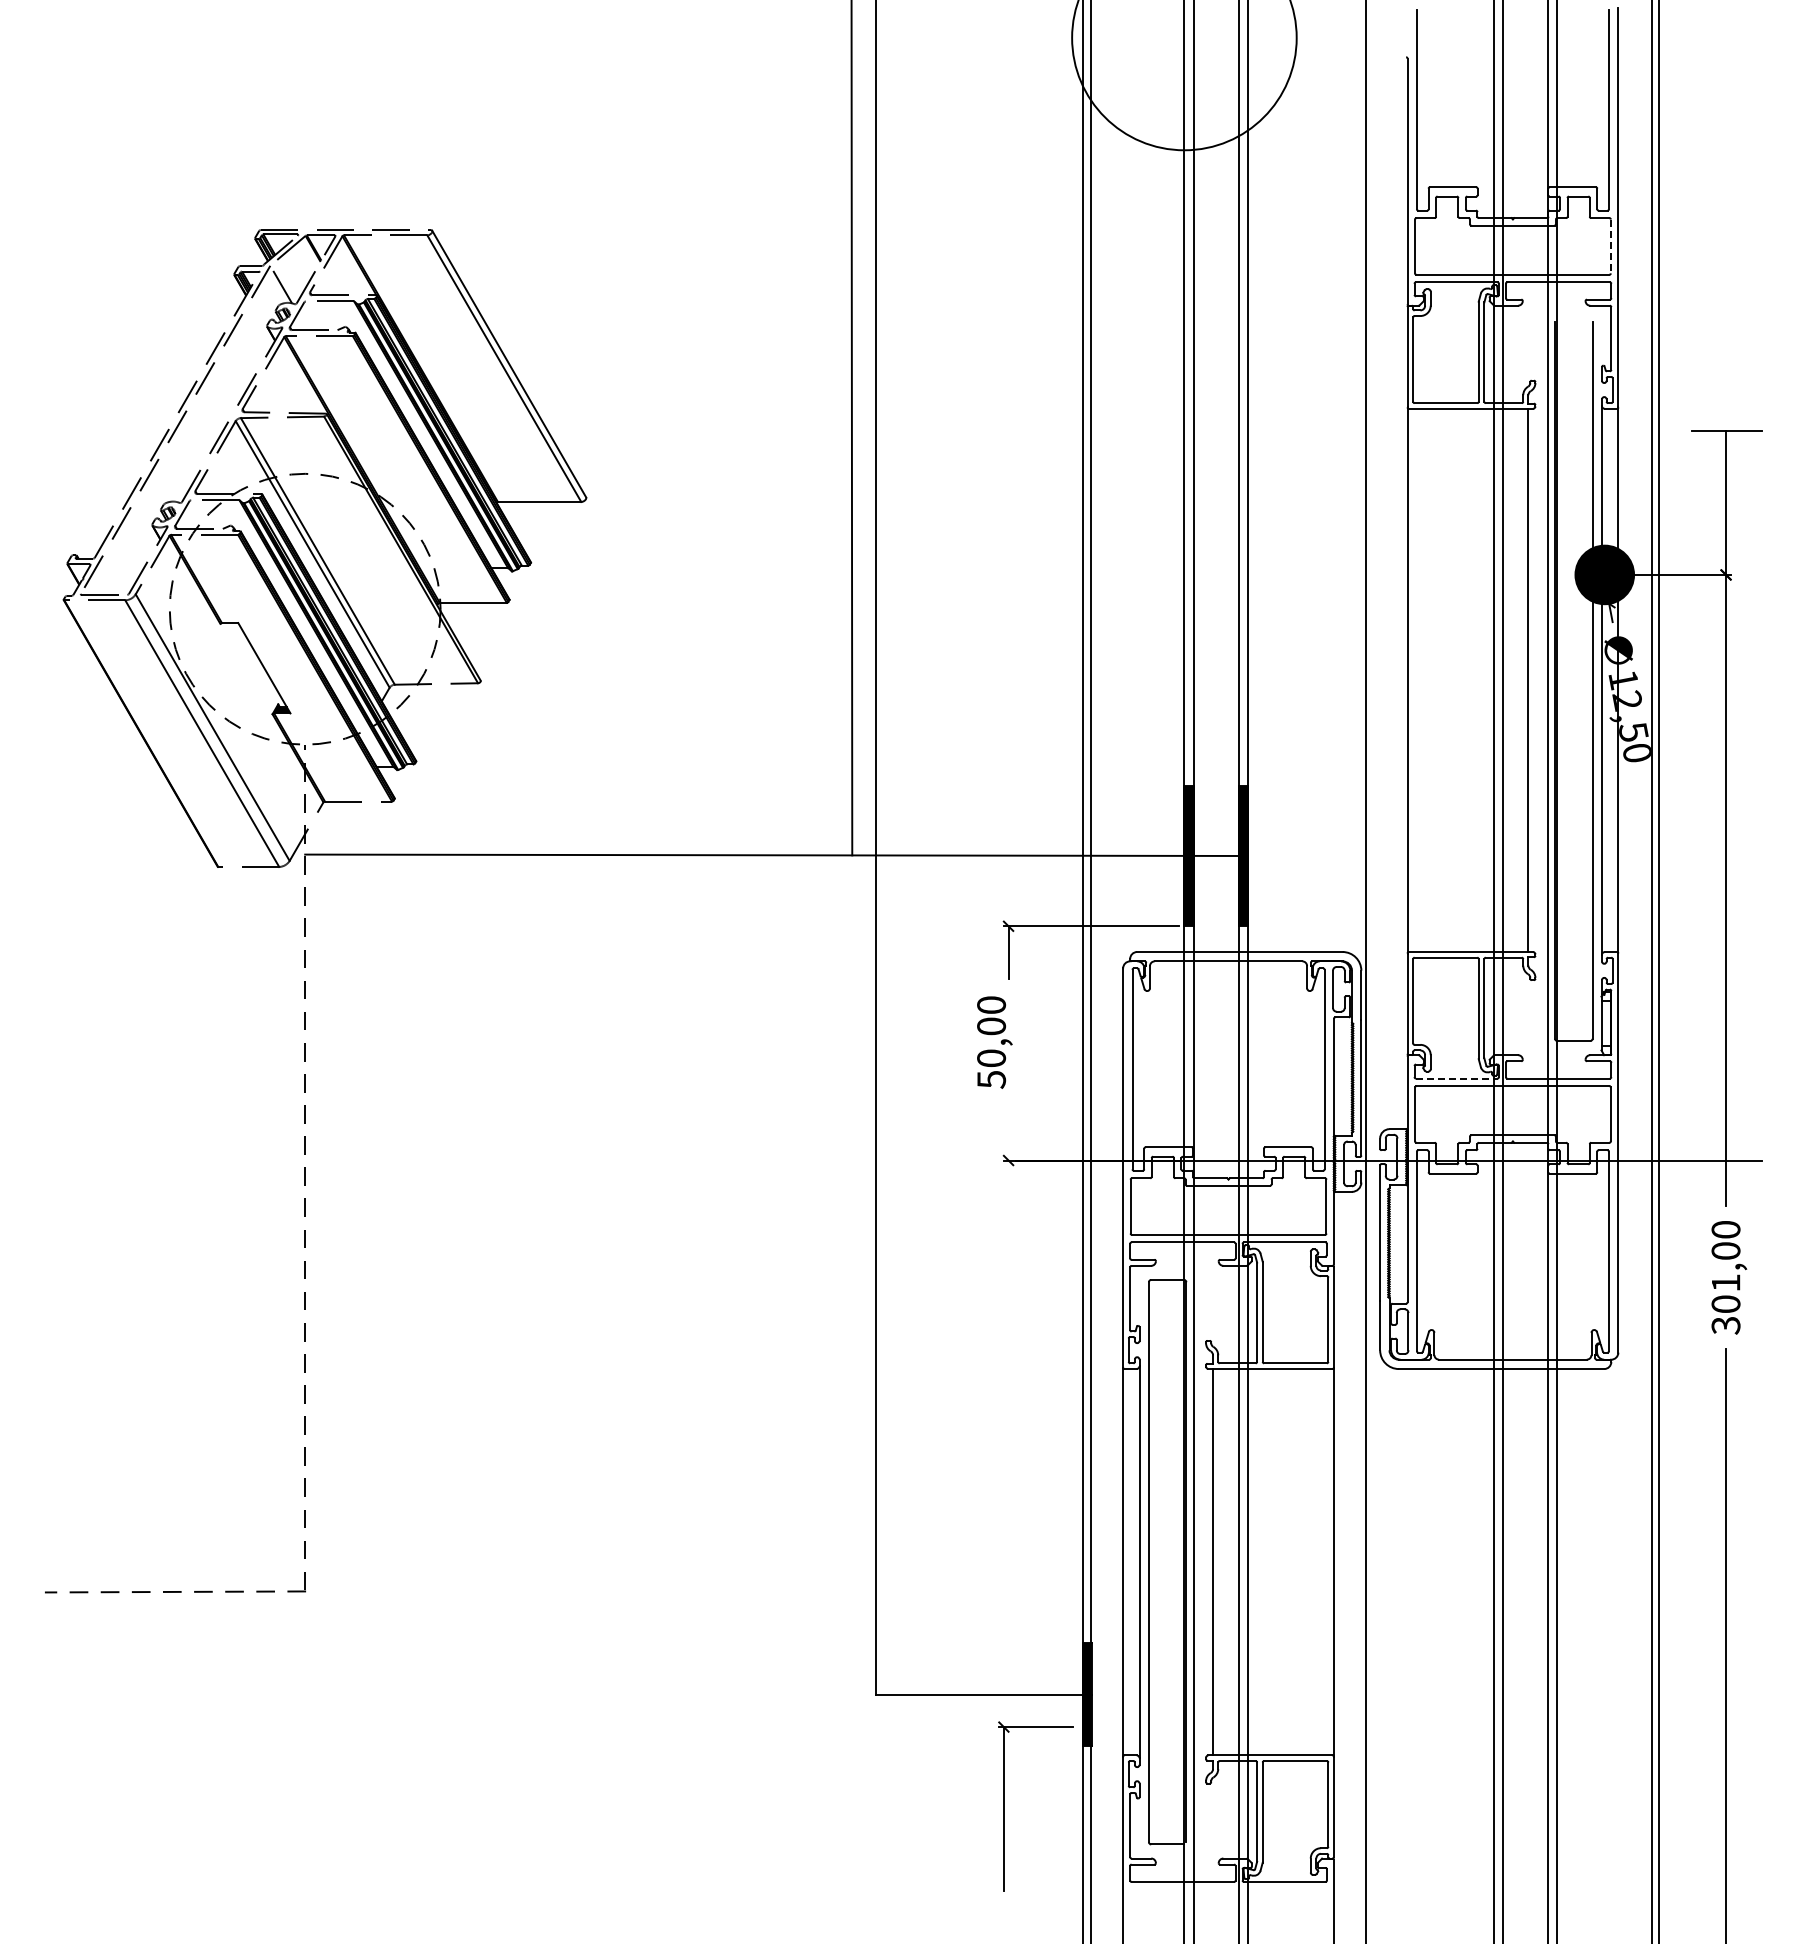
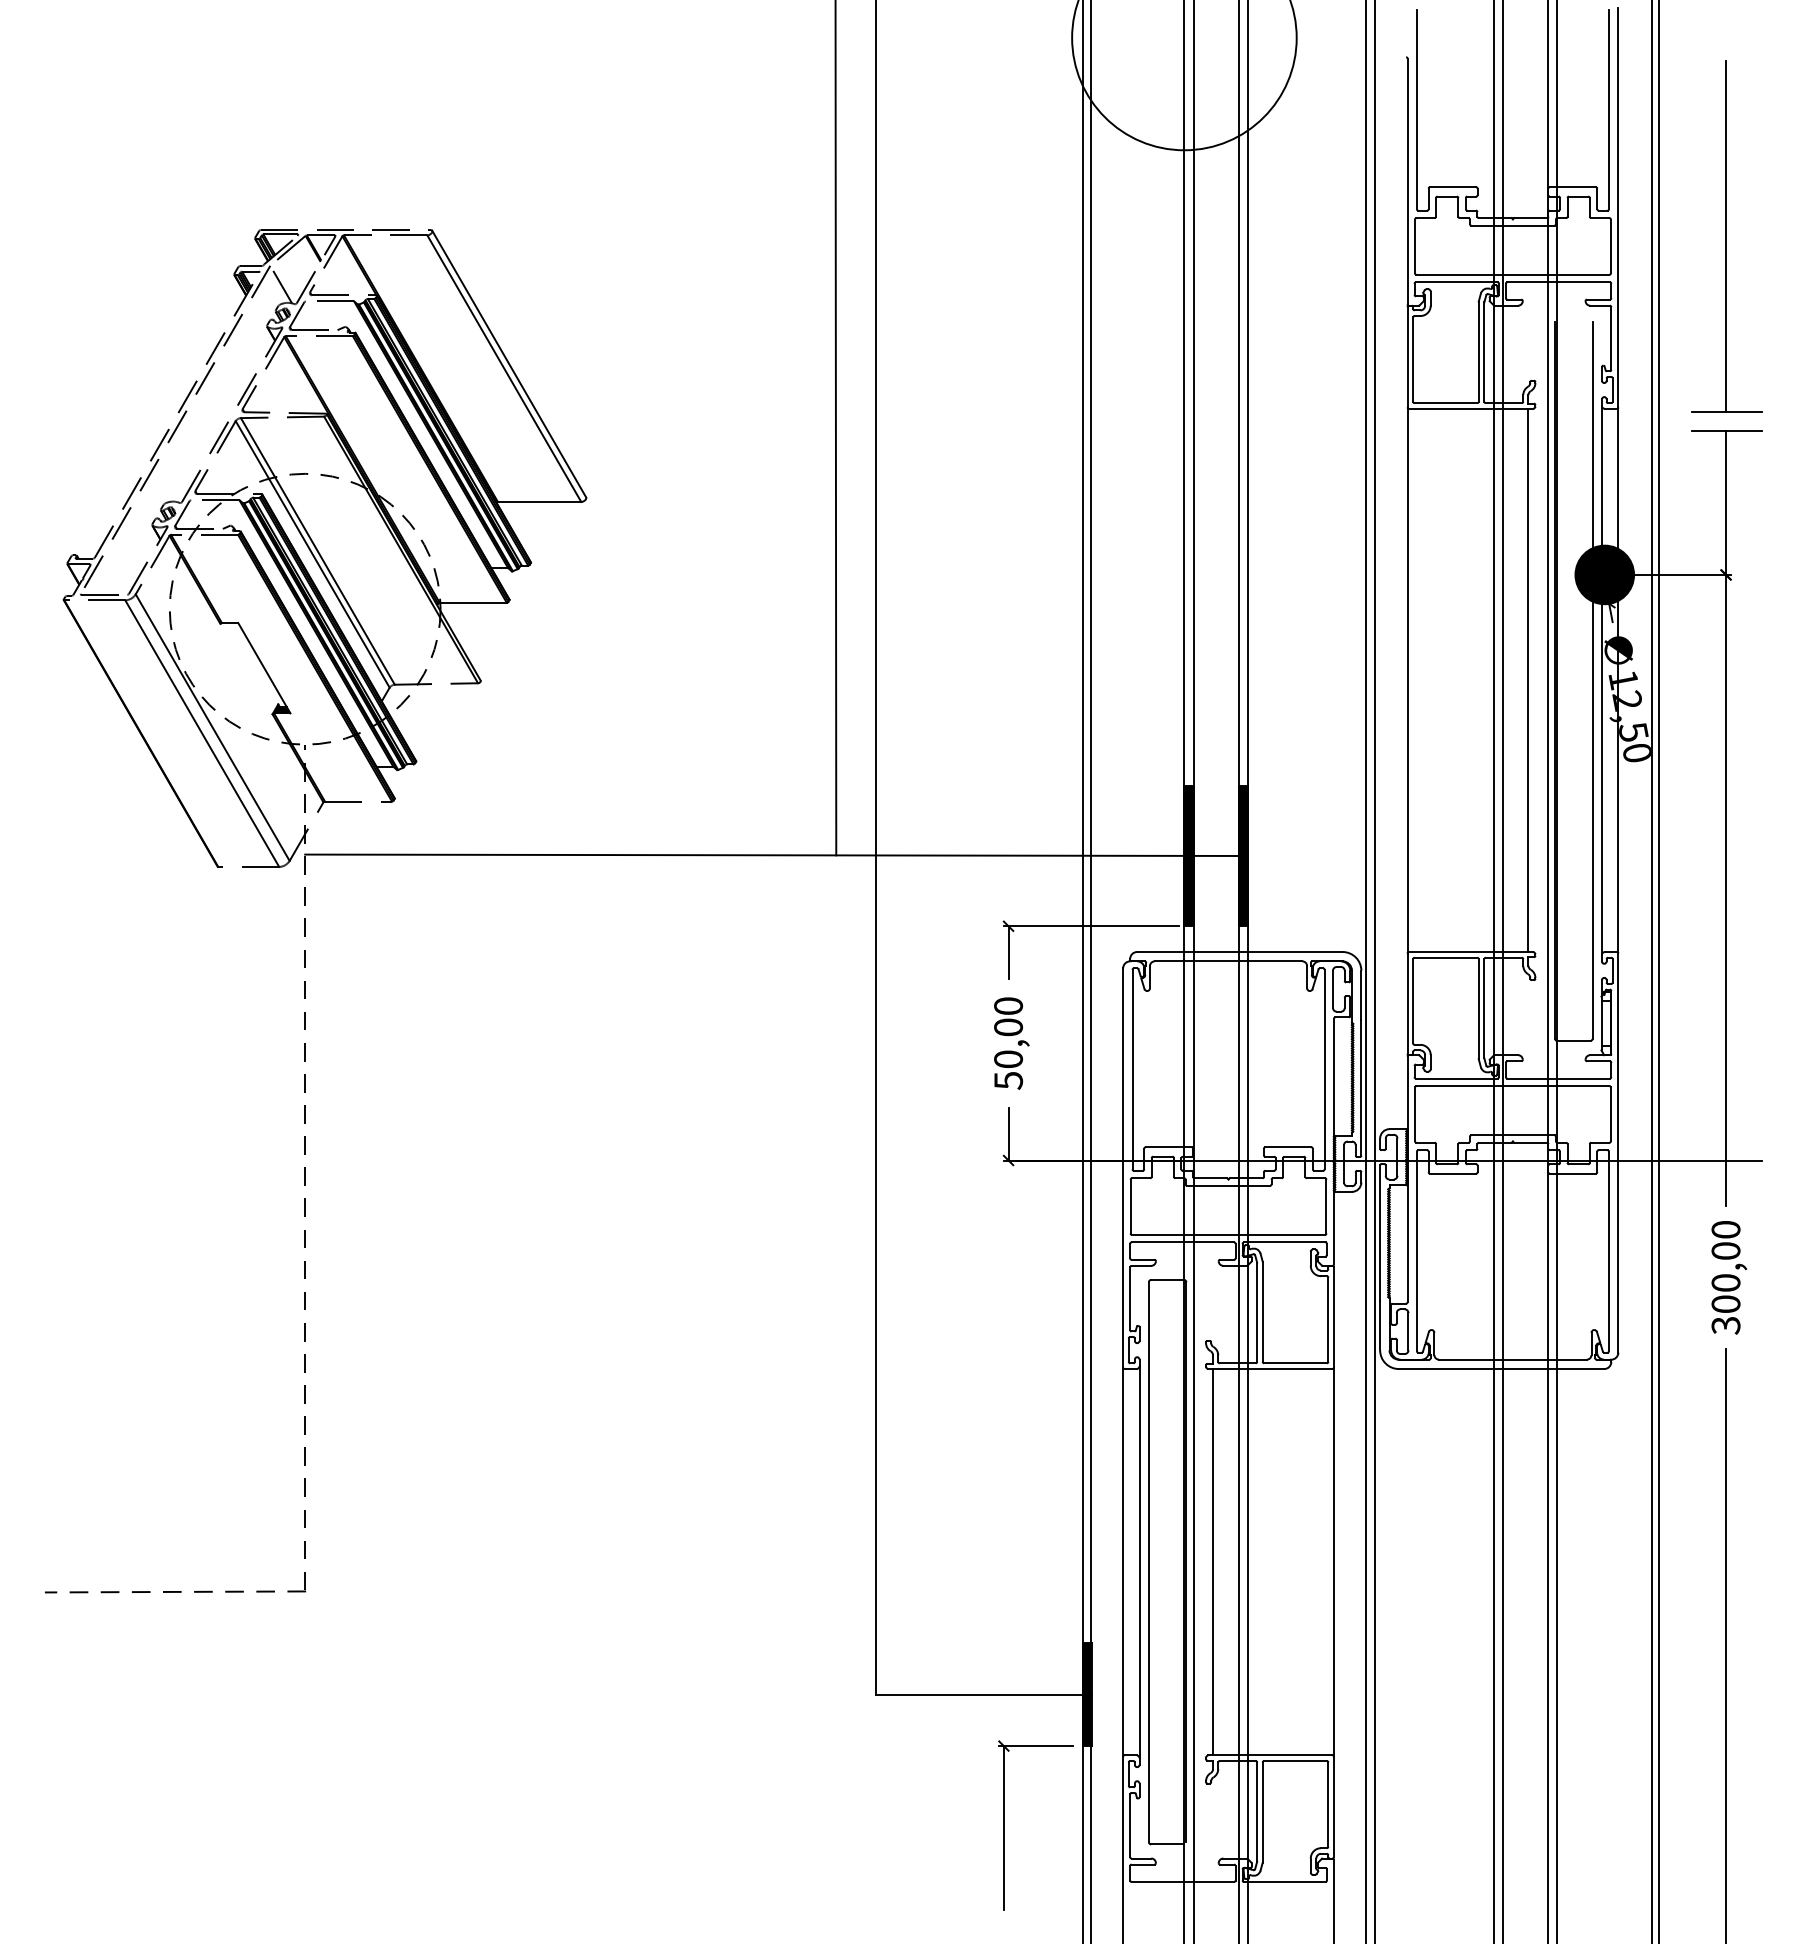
part: none -> present (1726, 236)
line: dashed -> solid (1610, 246)
line position: (851, 428) -> (835, 428) (835, 428)
line: none -> present (1375, 971)
text position: (994, 1042) -> (1011, 1043) (1011, 1043)
line: dashed -> solid (1456, 1078)
line: none -> present (1008, 1133)
text: 301,00 -> 300,00 (1725, 1282)
part position: (1004, 1806) -> (1004, 1825) (1004, 1825)
